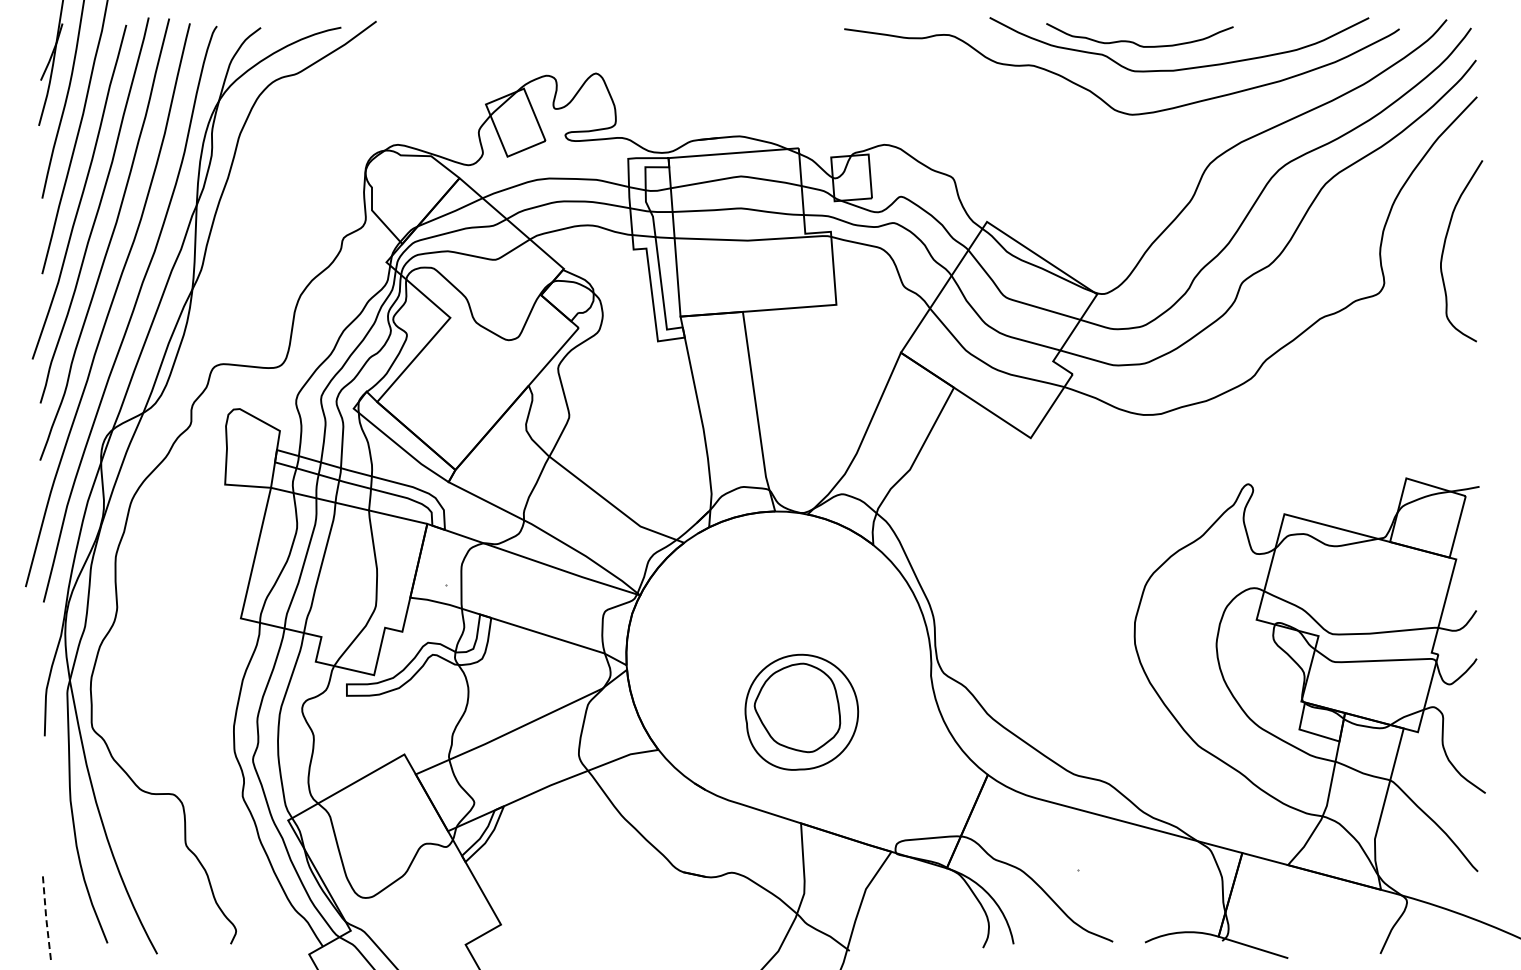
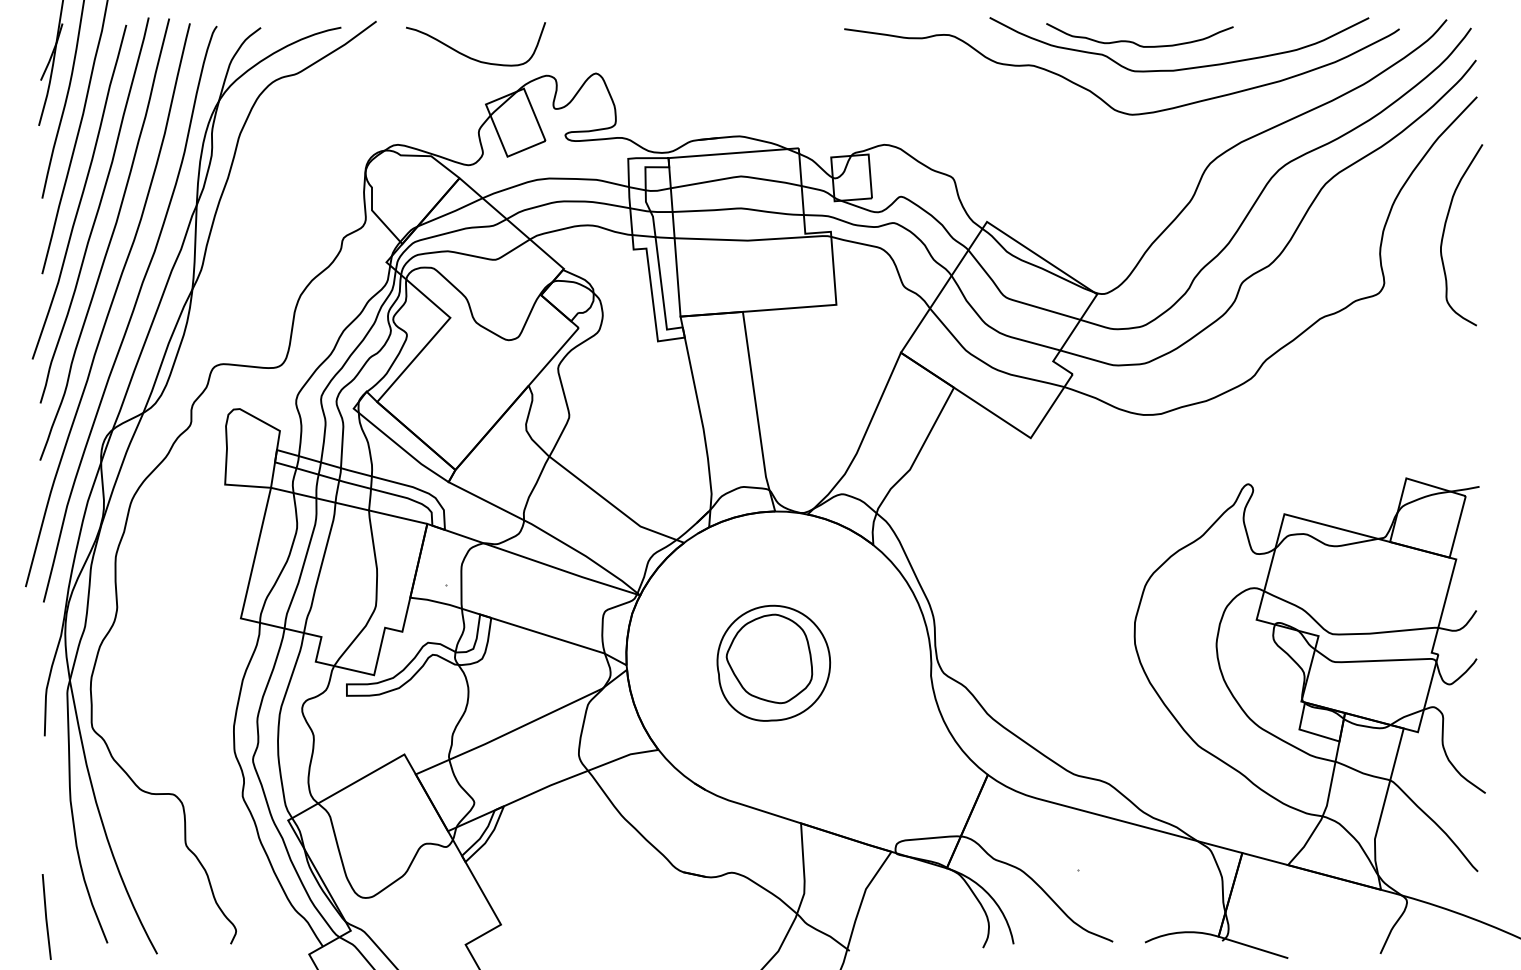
curve: none -> present (469, 56)
curve position: (1444, 250) -> (1444, 234) (1444, 234)
part position: (801, 711) -> (773, 662) (773, 662)
line: dashed -> solid (46, 917)
